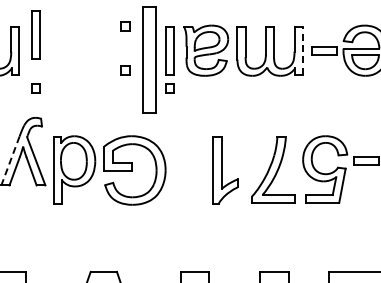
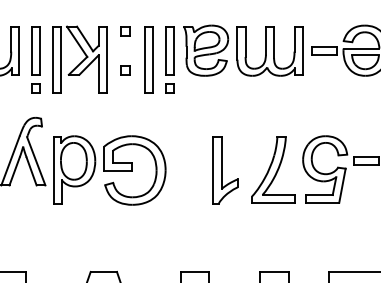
part position: (125, 26) -> (125, 31) (125, 31)
part position: (35, 34) -> (35, 50) (35, 50)
line: dashed -> solid (302, 50)
part: none -> present (79, 59)
part size: 15x108 px -> 10x68 px (148, 59)
line: dashed -> solid (10, 161)
